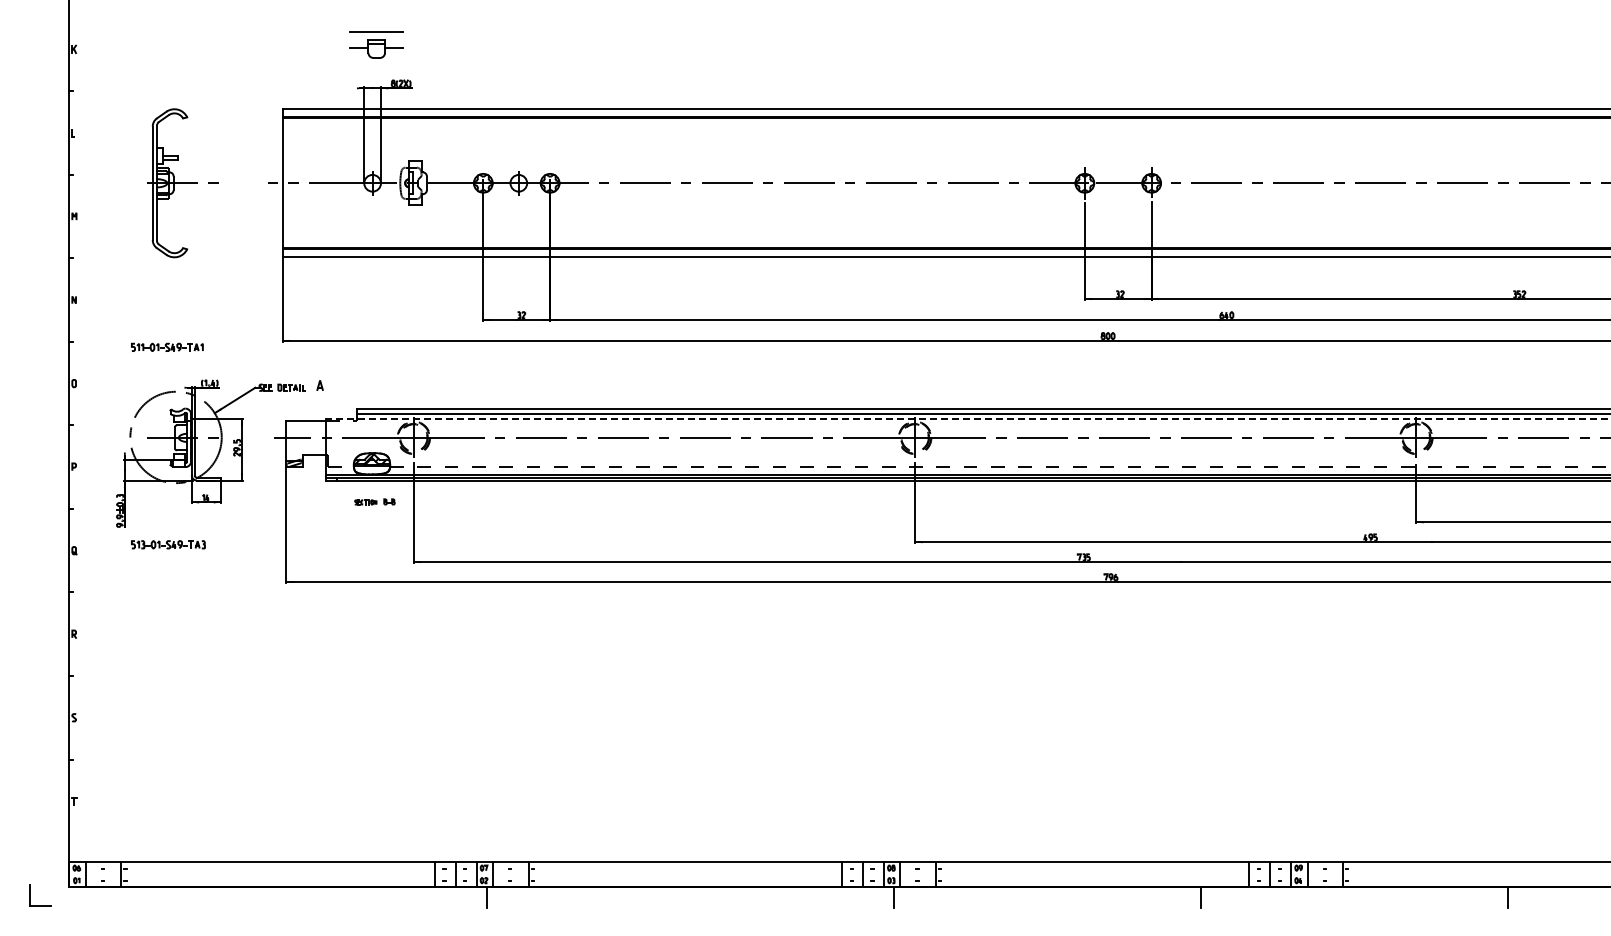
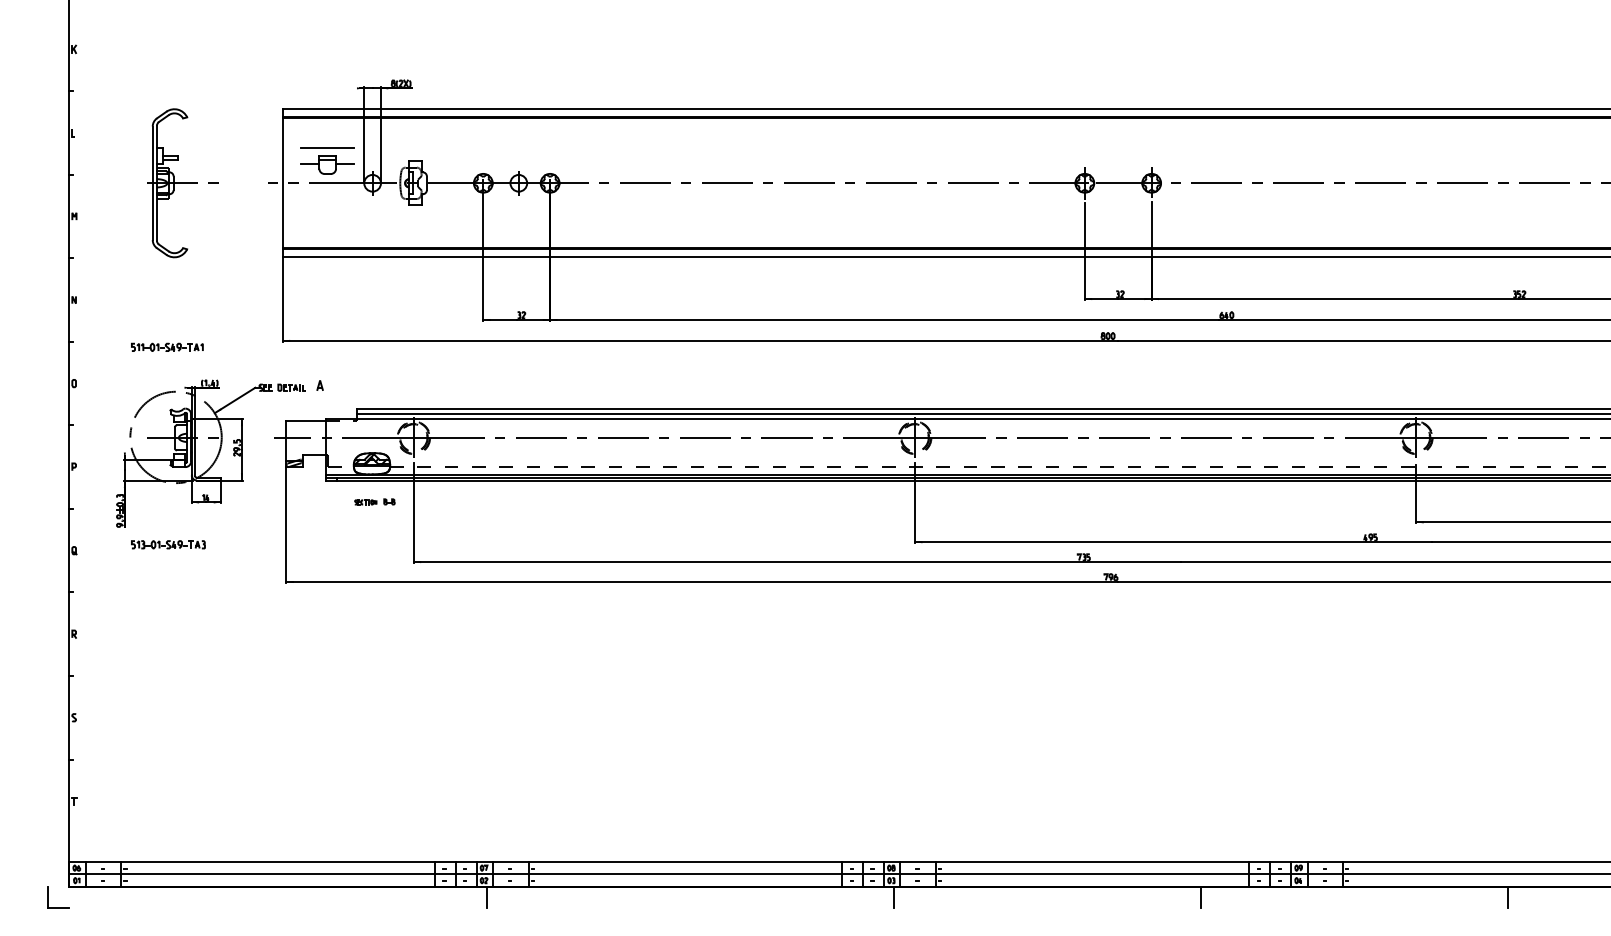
part position: (376, 44) -> (327, 160) (327, 160)
line: dashed -> solid (968, 418)
line: none -> present (838, 874)
part position: (30, 895) -> (48, 897) (48, 897)
